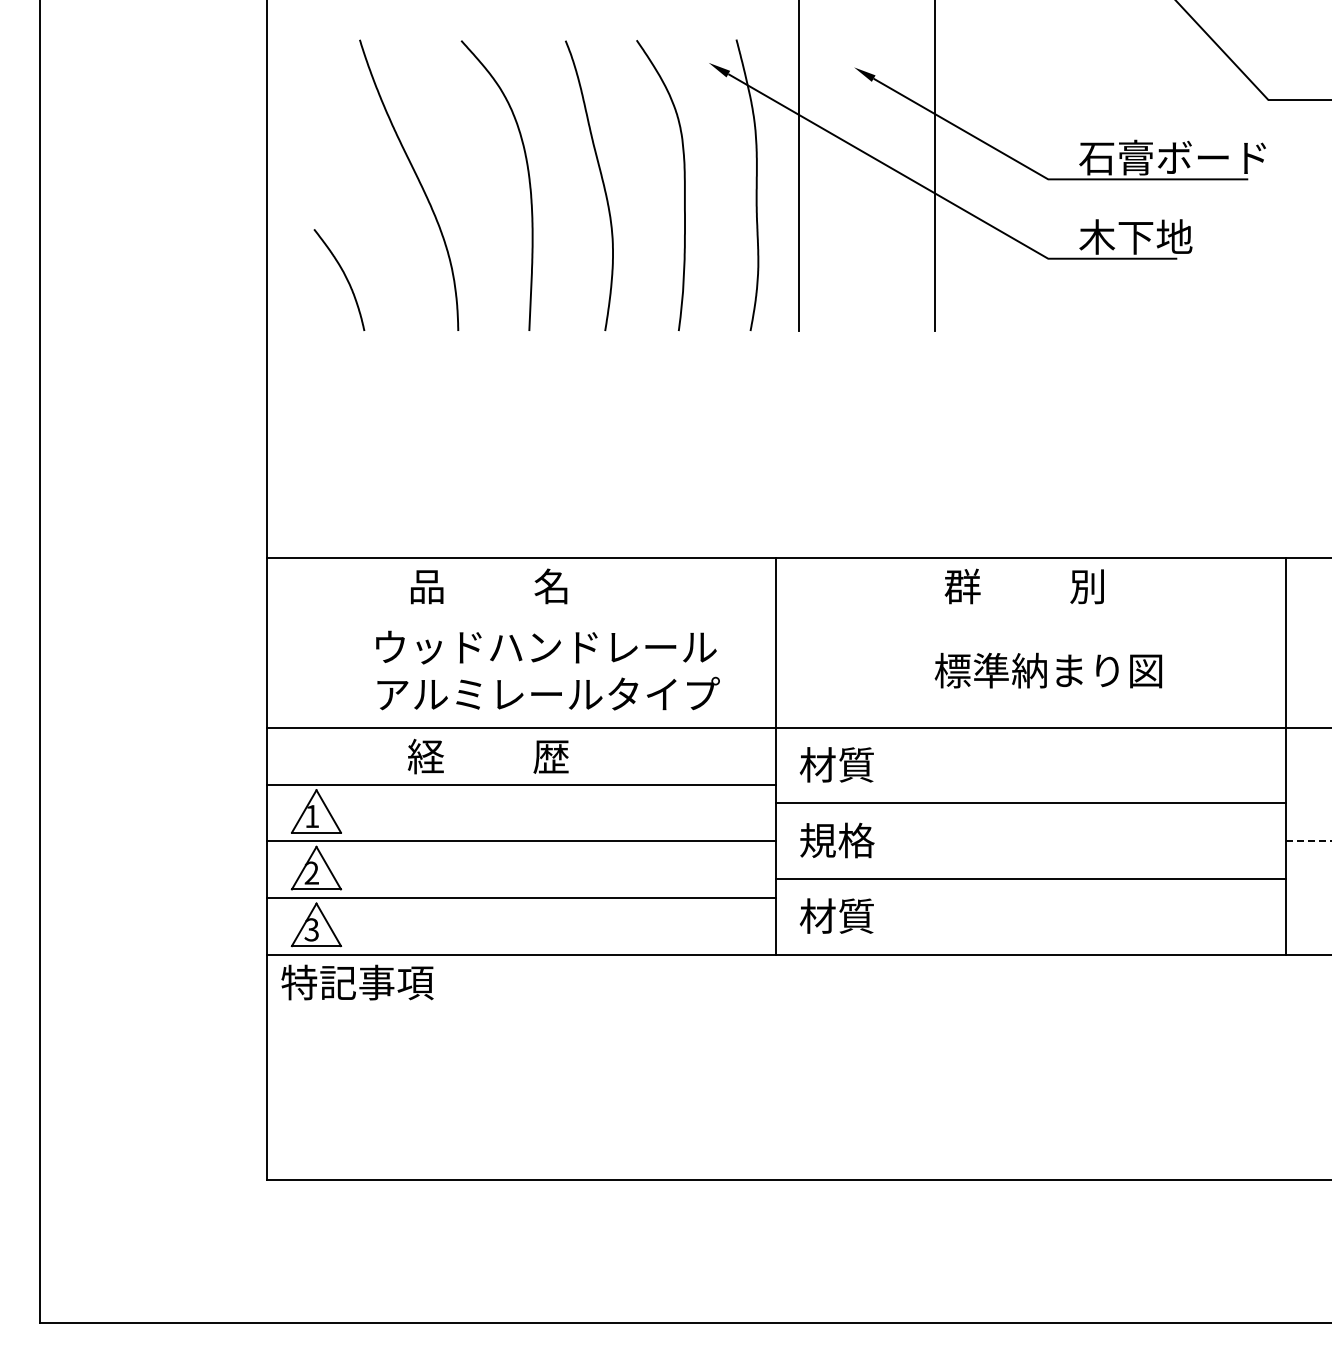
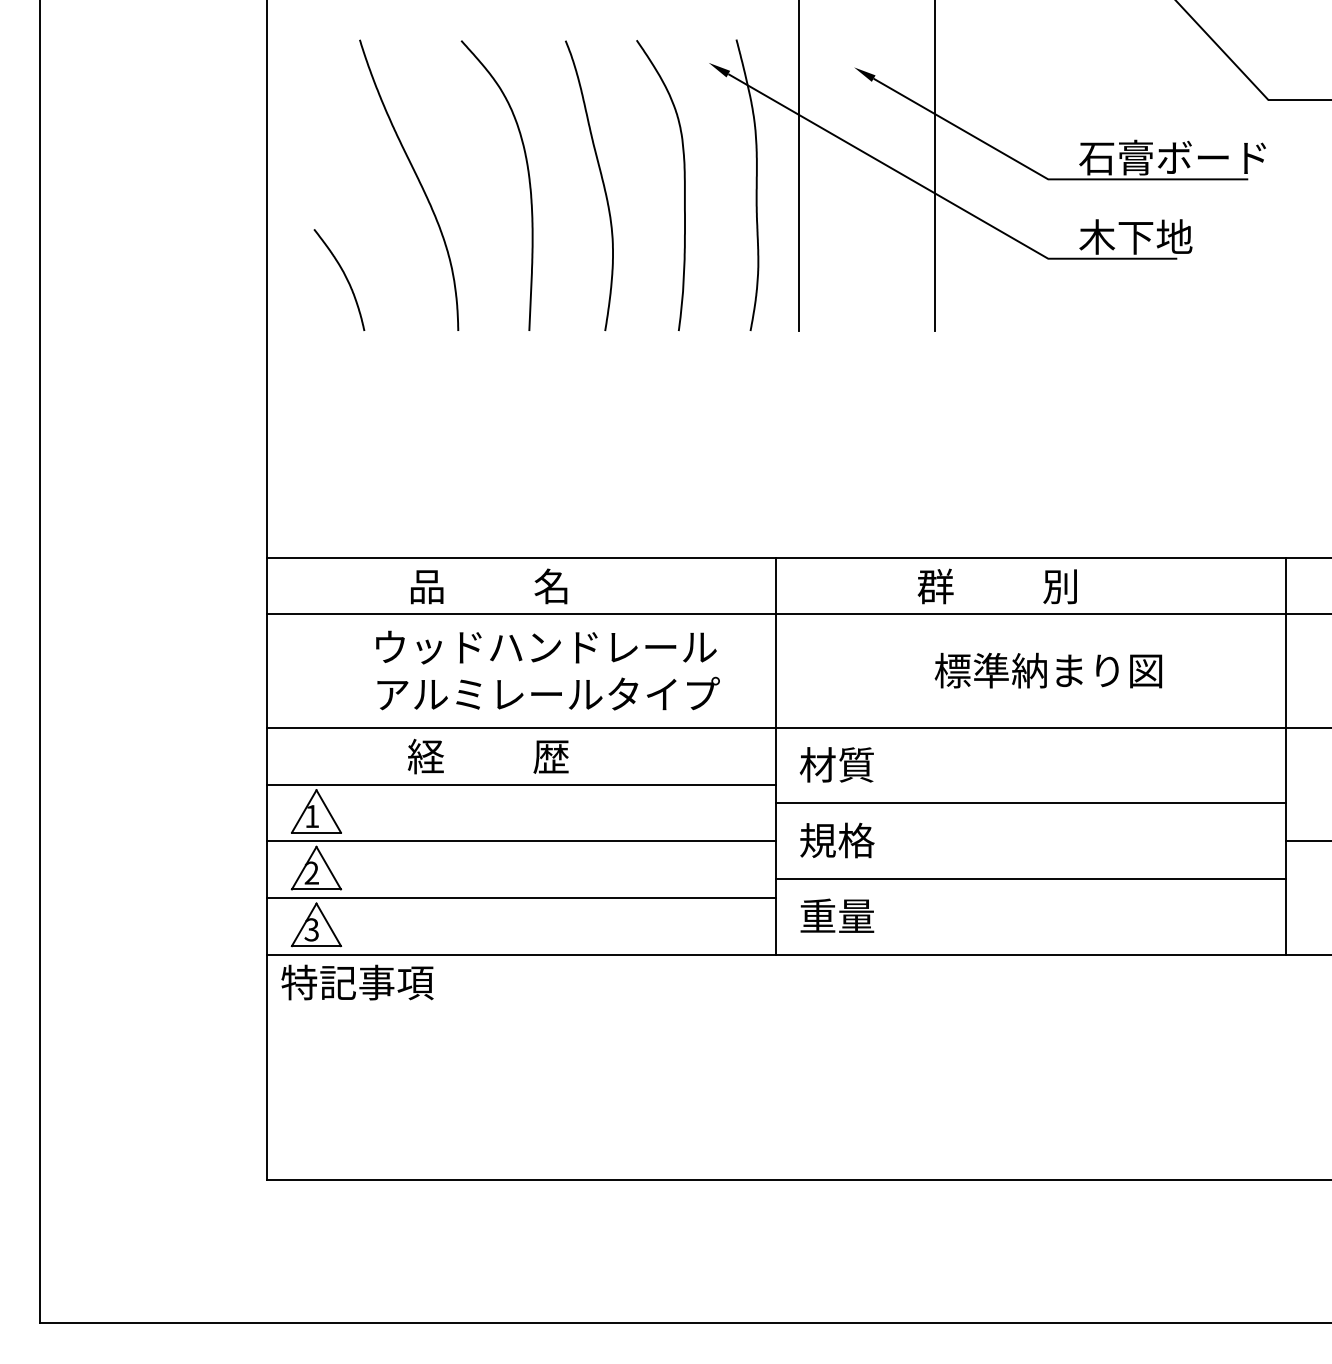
text position: (1023, 586) -> (996, 586) (996, 586)
line: none -> present (797, 614)
line: dashed -> solid (1308, 841)
text: 材質 -> 重量 (836, 915)
